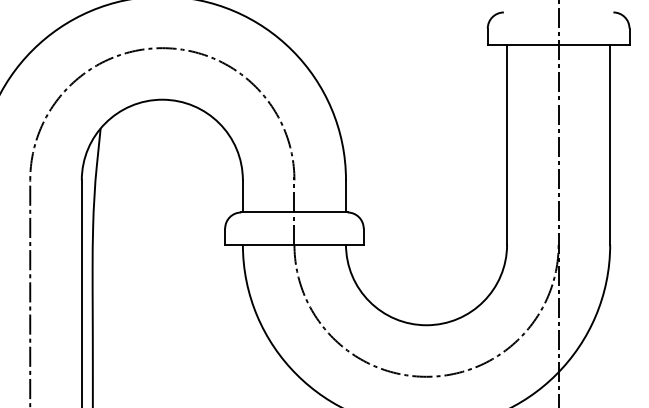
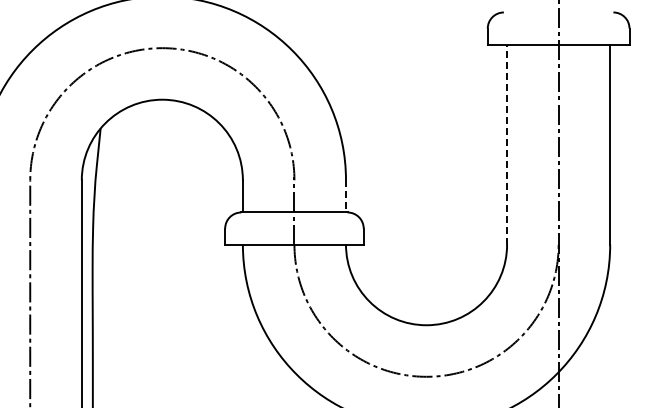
line: solid -> dashed (507, 144)
line: solid -> dashed (346, 196)
